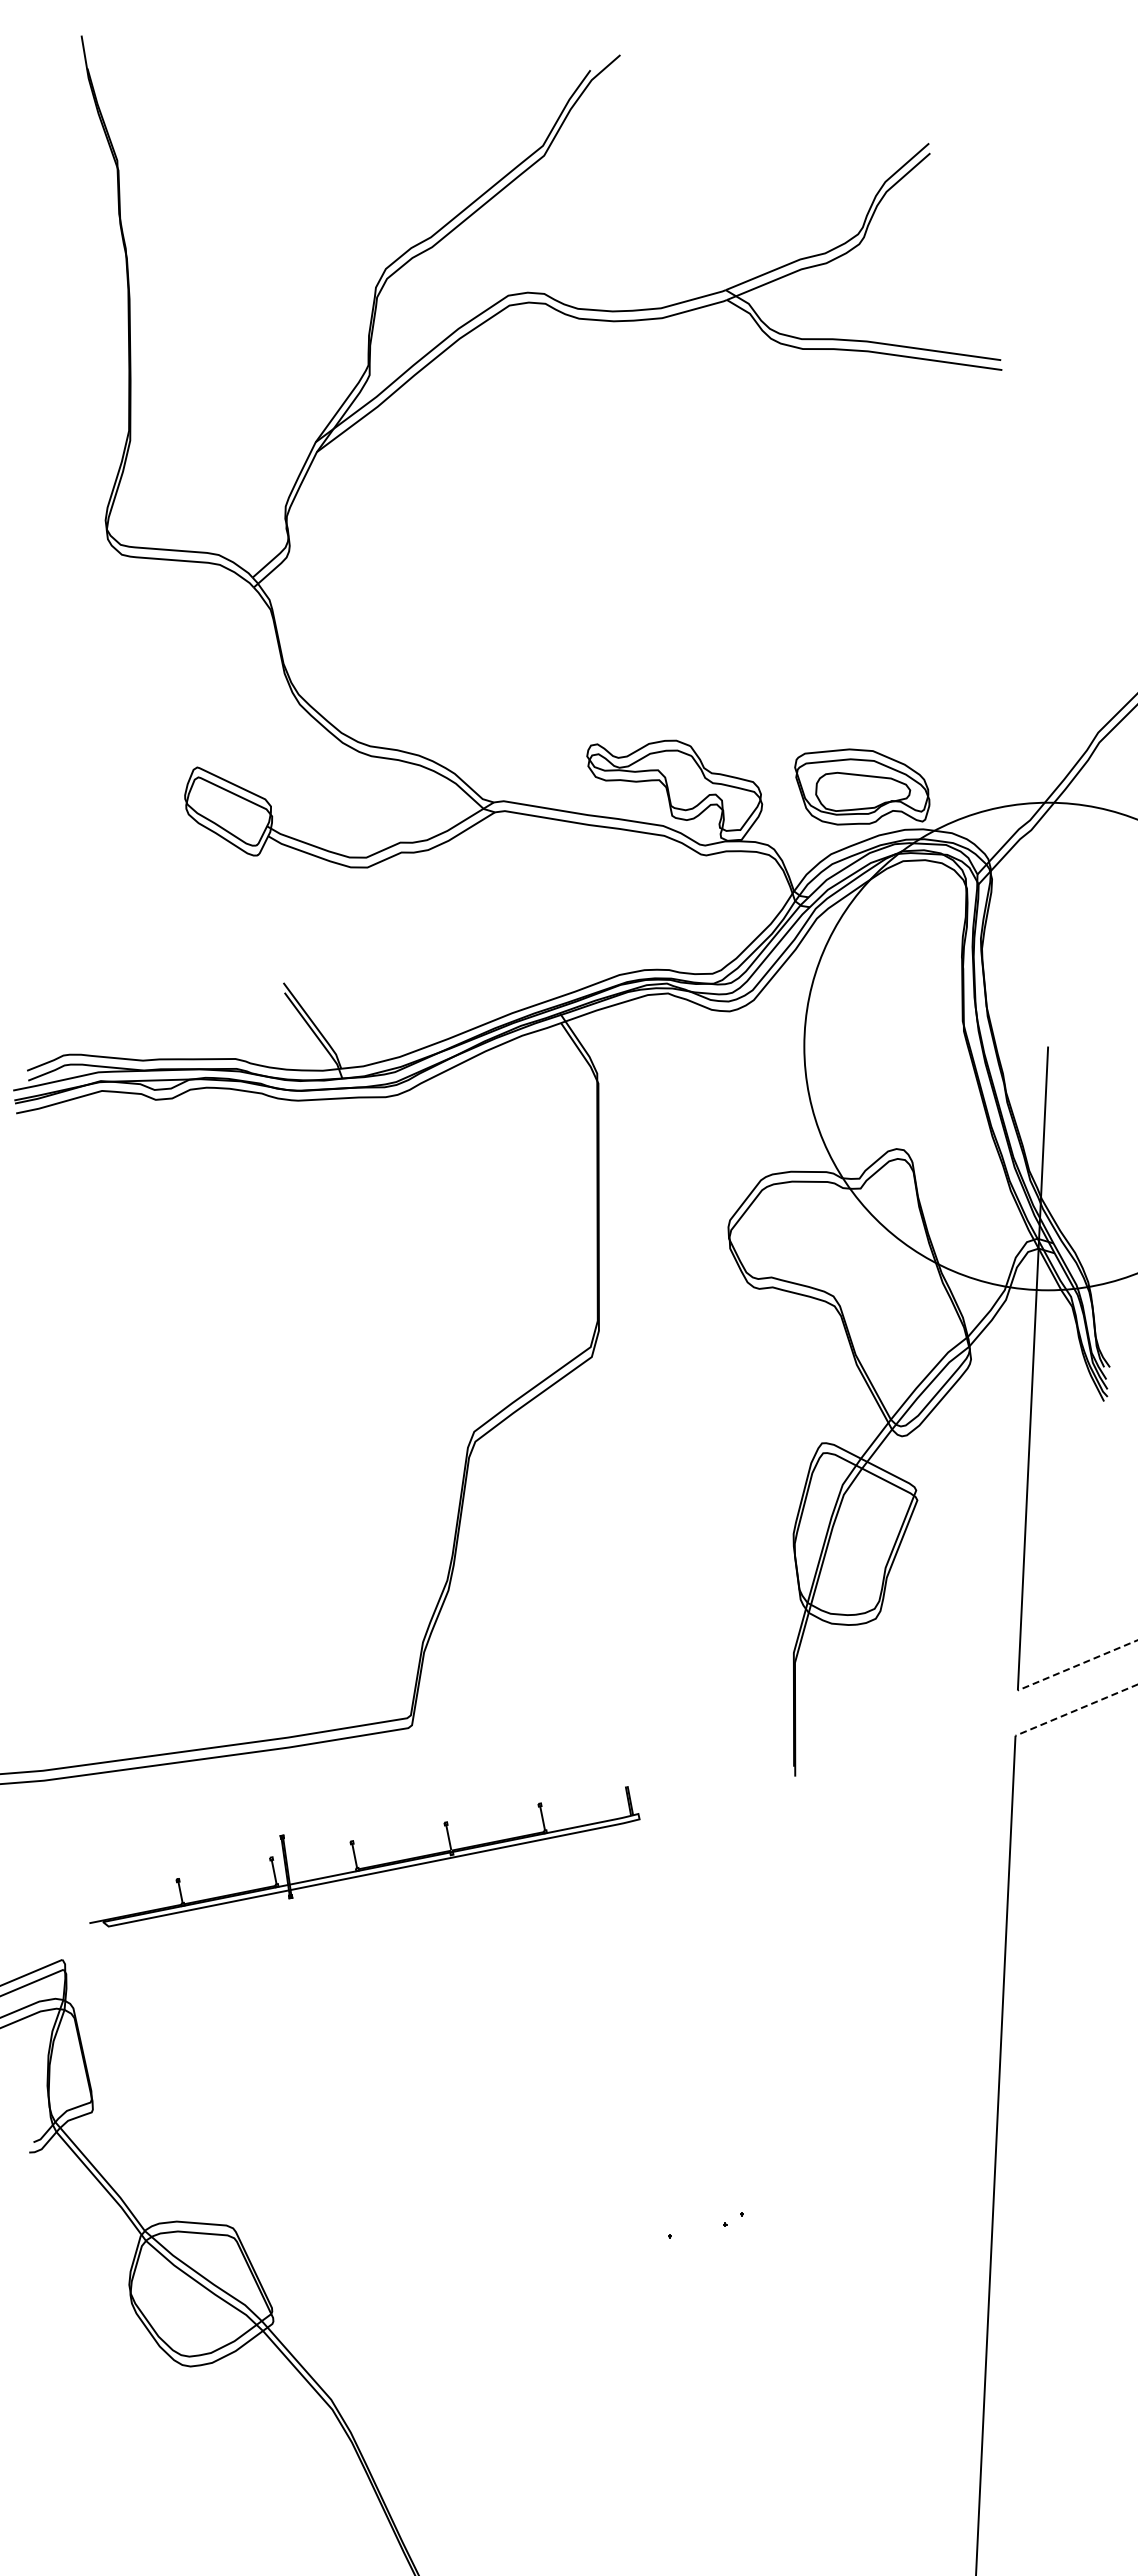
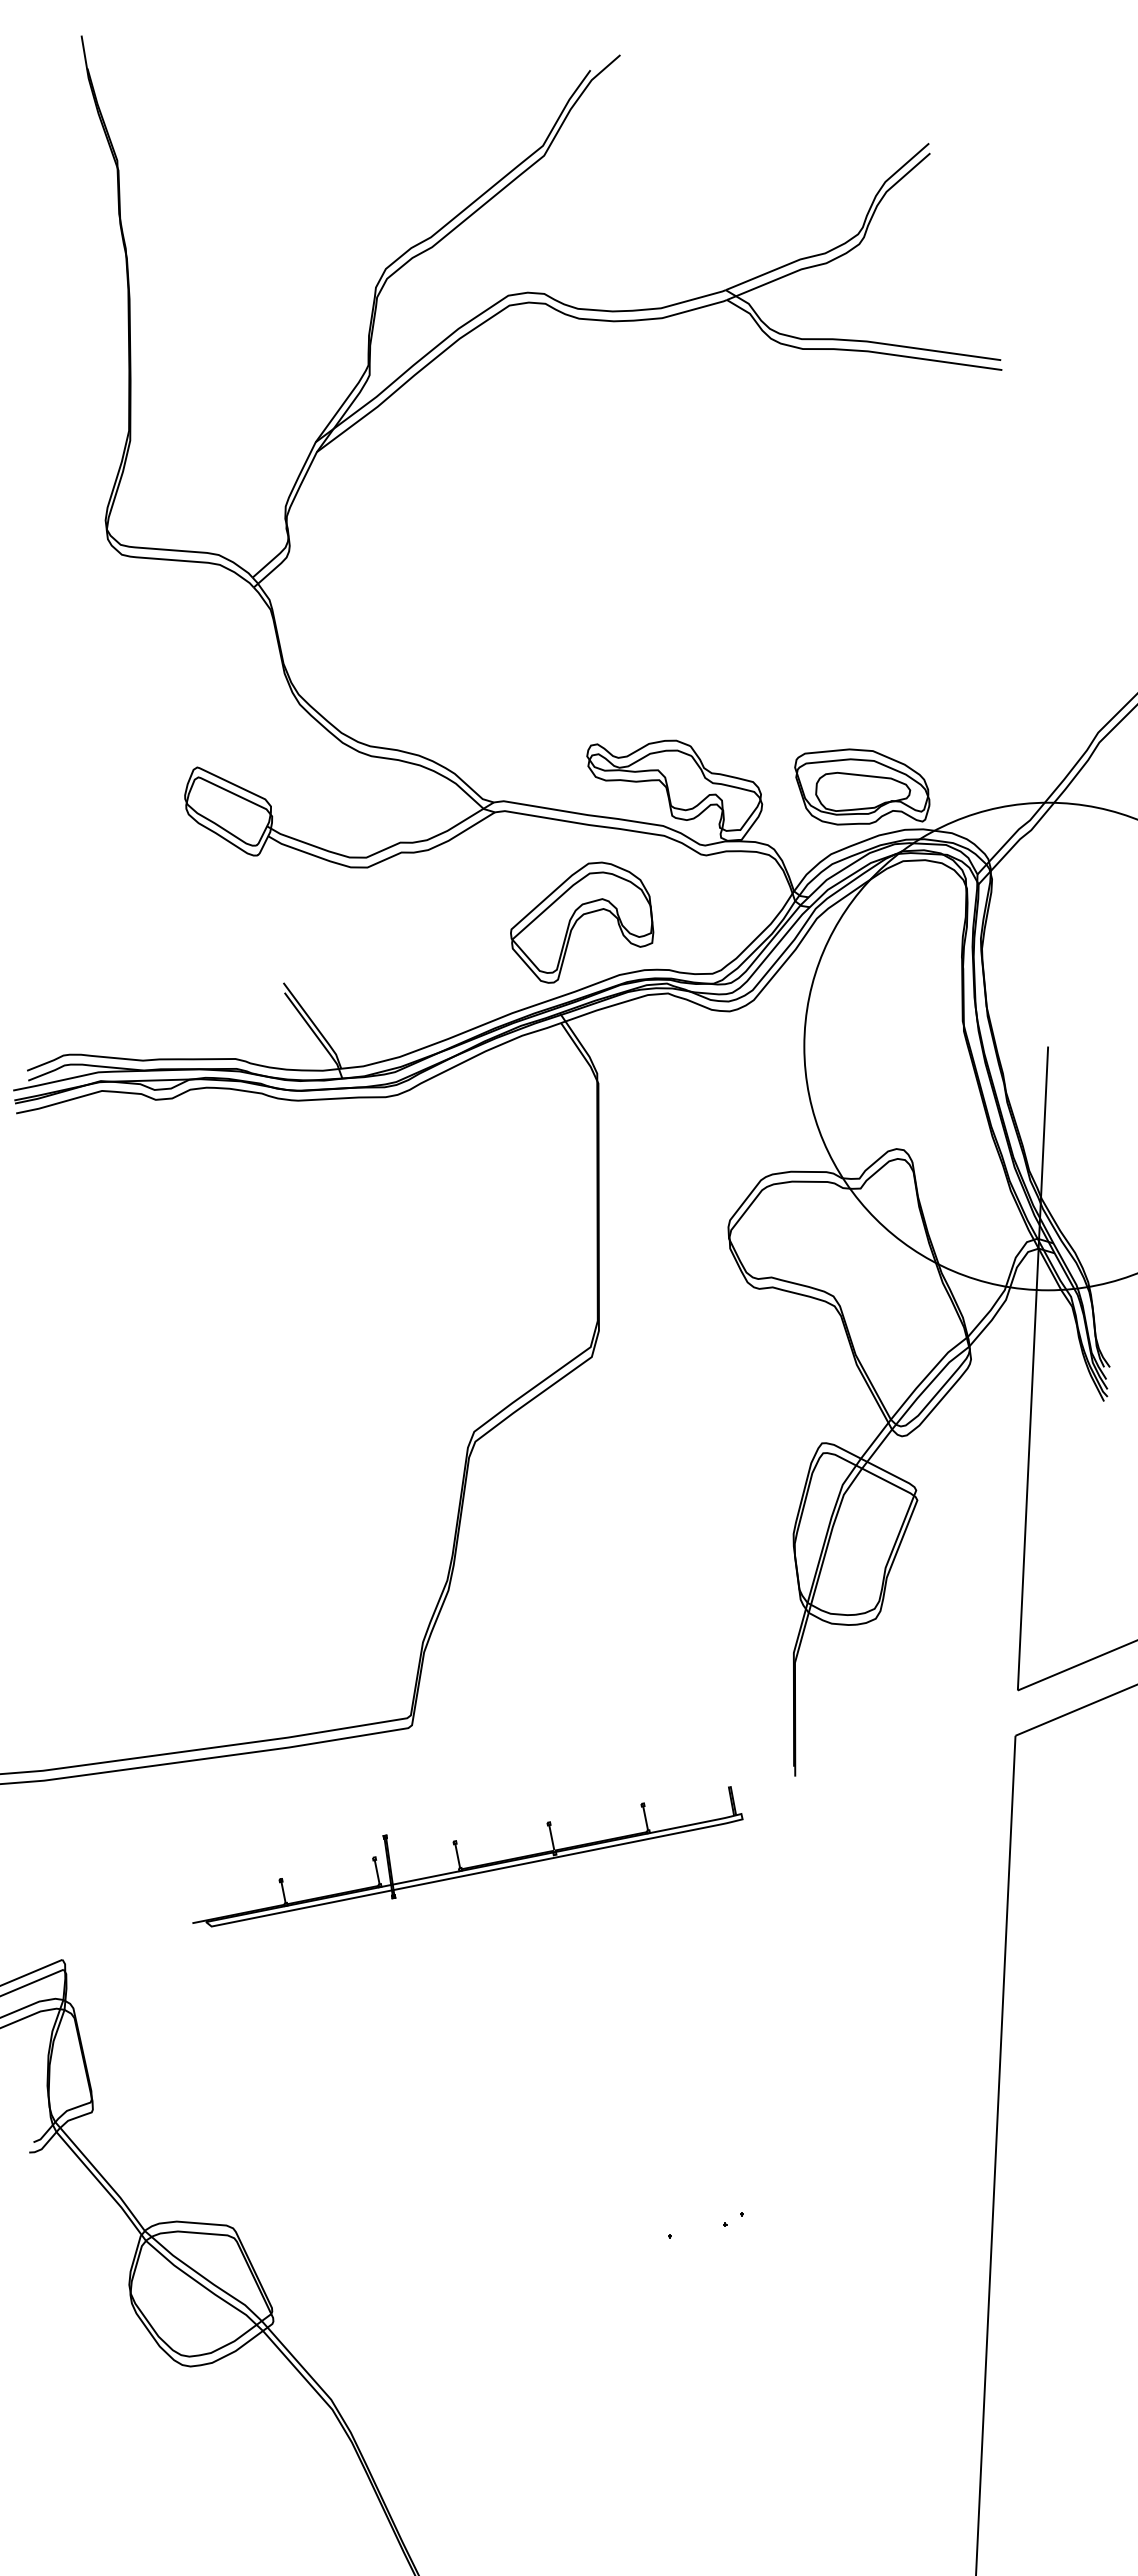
part: none -> present (582, 922)
line: dashed -> solid (1077, 1665)
line: dashed -> solid (1076, 1710)
part position: (356, 1858) -> (459, 1858) (459, 1858)
